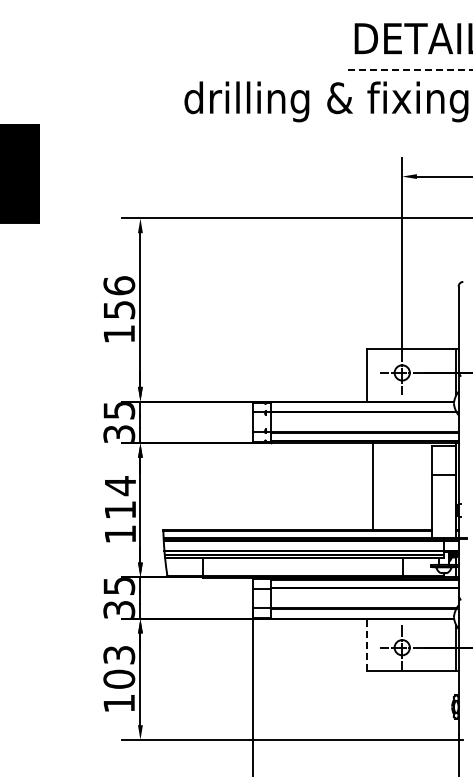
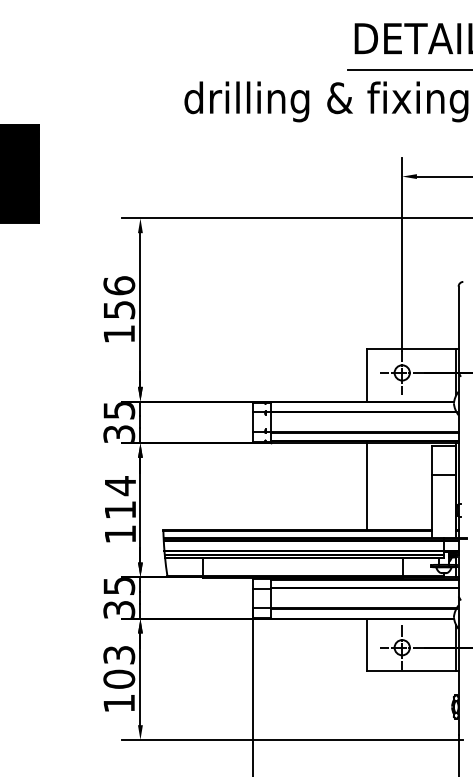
line: dashed -> solid (410, 69)
line position: (373, 486) -> (367, 486) (367, 486)
line: dashed -> solid (367, 644)
